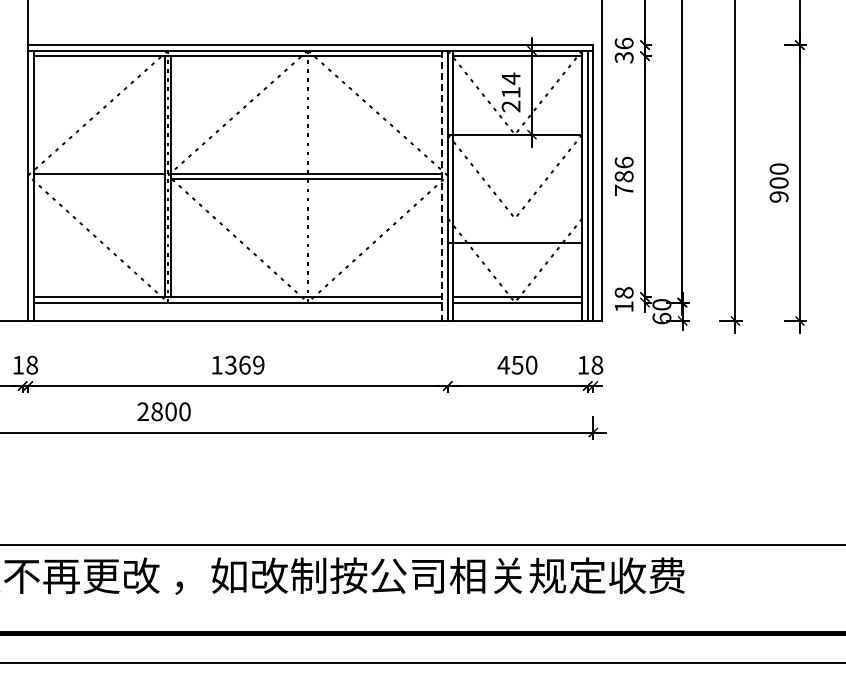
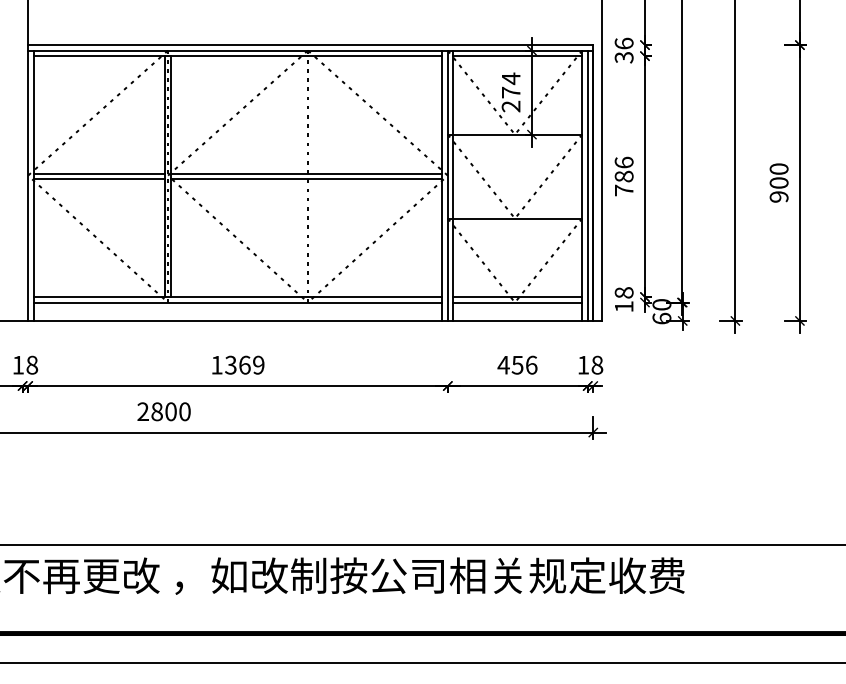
text: 214 -> 274 (511, 92)
line: none -> present (99, 179)
line: dashed -> solid (442, 186)
line position: (514, 242) -> (514, 218) (514, 218)
text: 450 -> 456 (531, 364)
